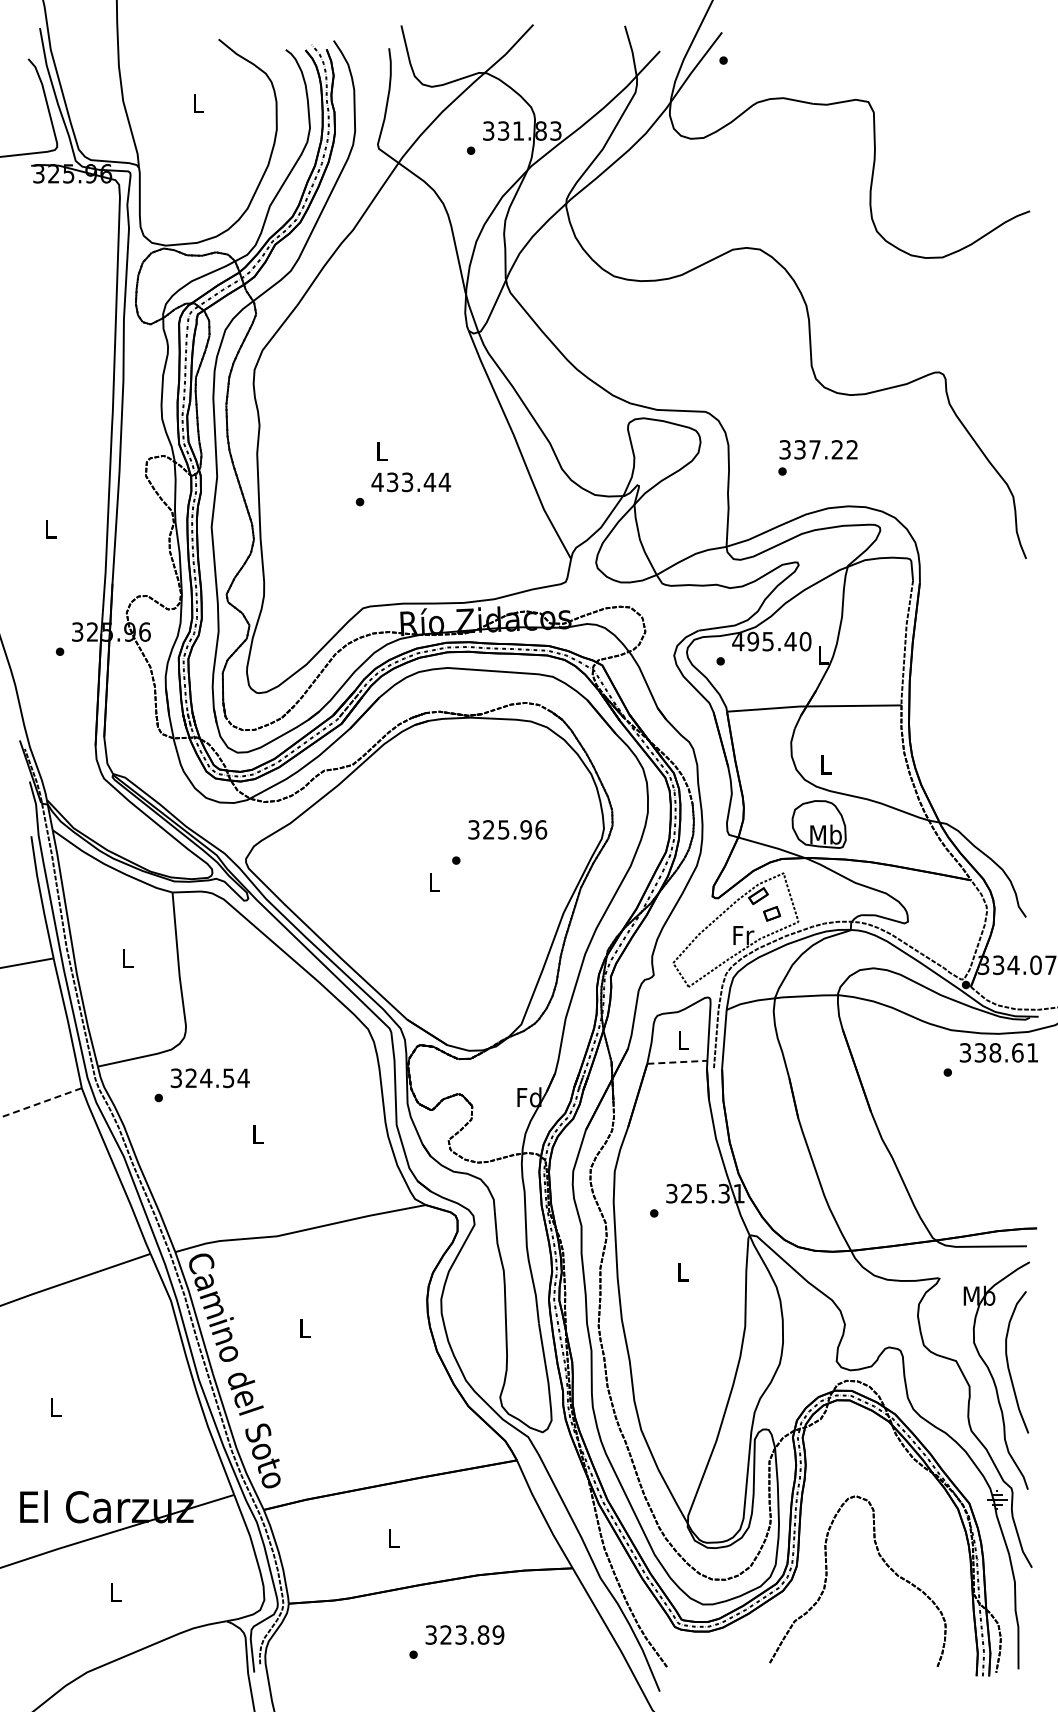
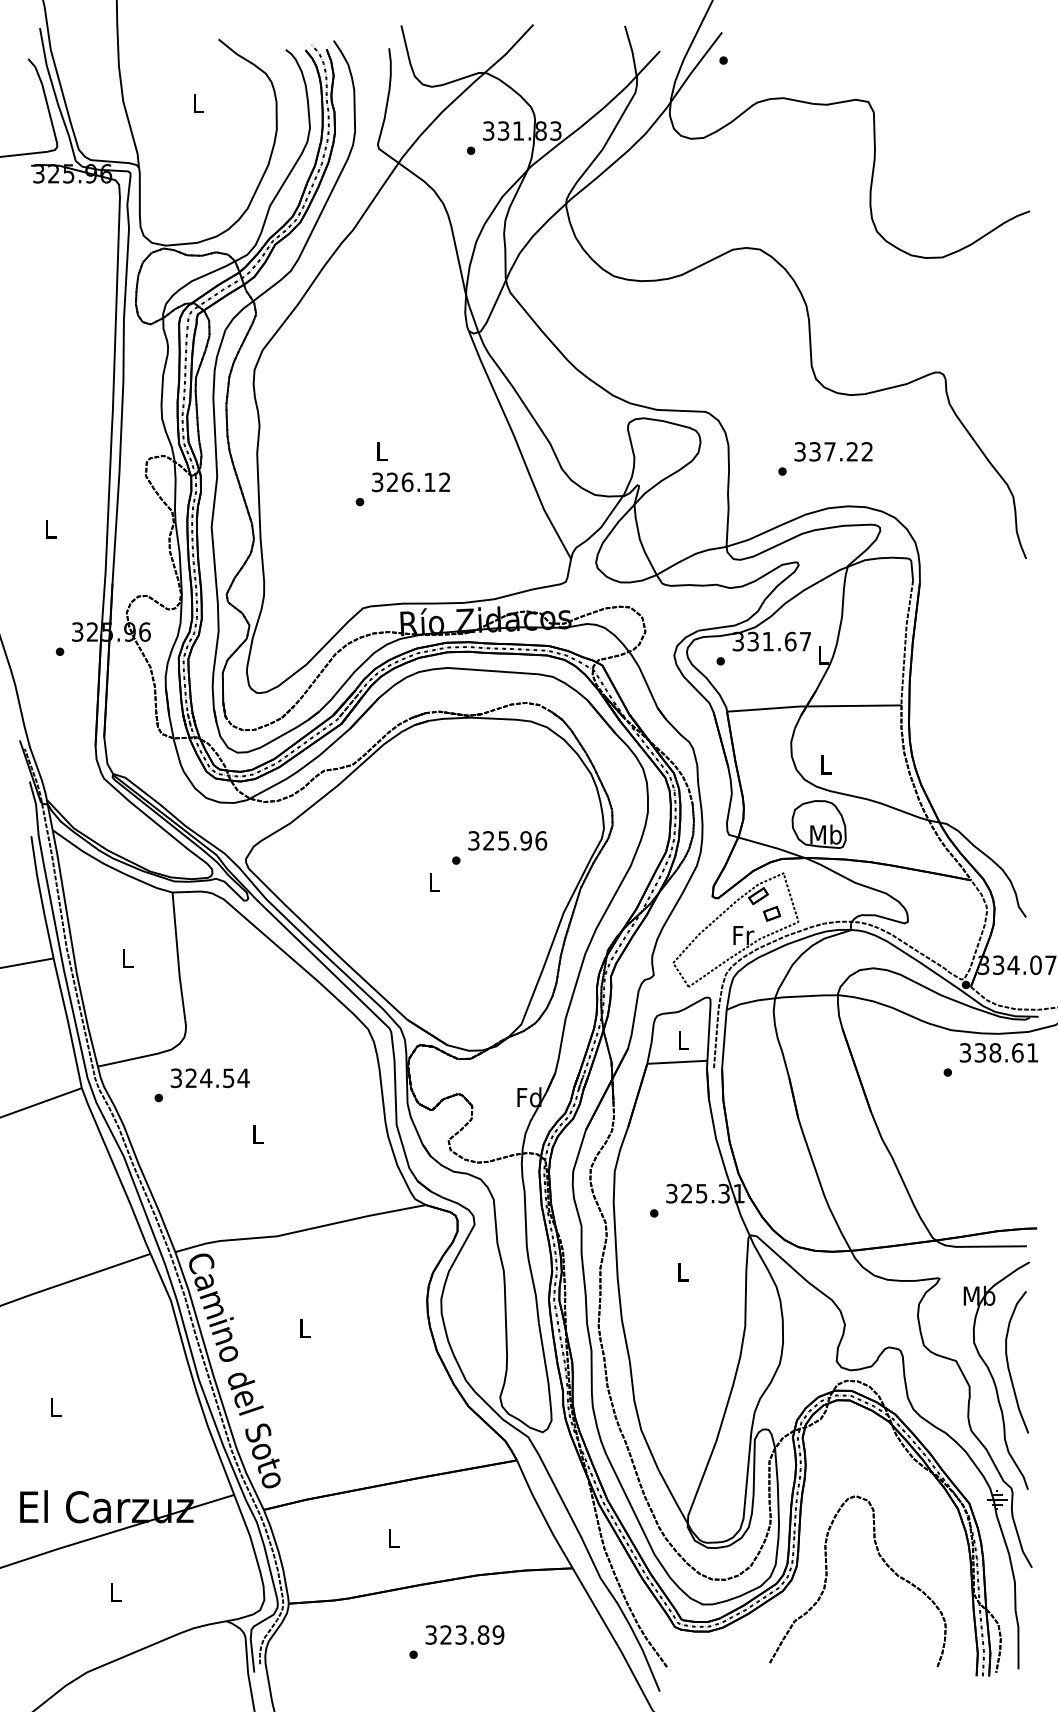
text position: (818, 449) -> (833, 451) (833, 451)
text: 433.44 -> 326.12 (411, 482)
text: 495.40 -> 331.67 (771, 641)
text position: (507, 829) -> (507, 840) (507, 840)
line: dashed -> solid (677, 1062)
line: dashed -> solid (40, 1103)
